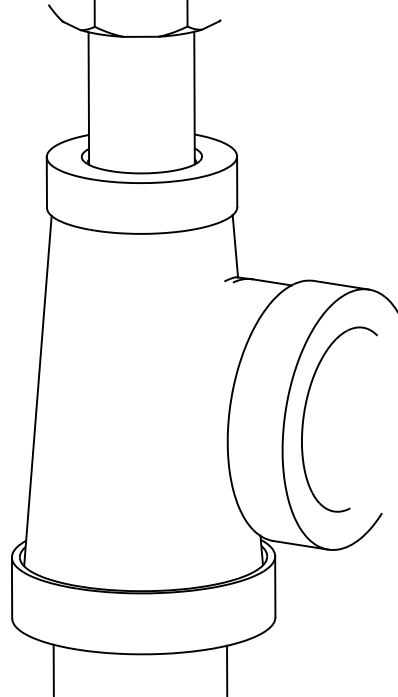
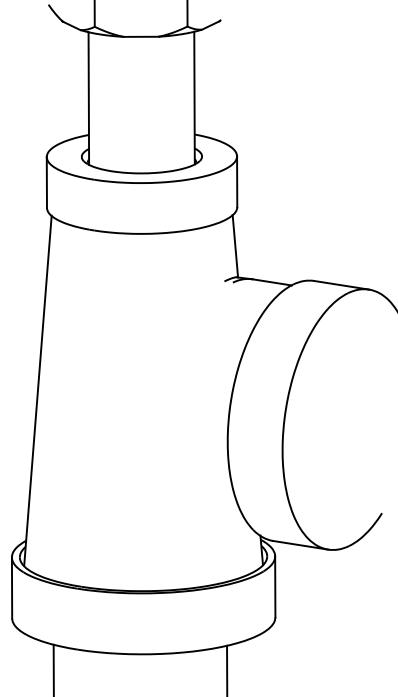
part: present -> none (305, 412)
